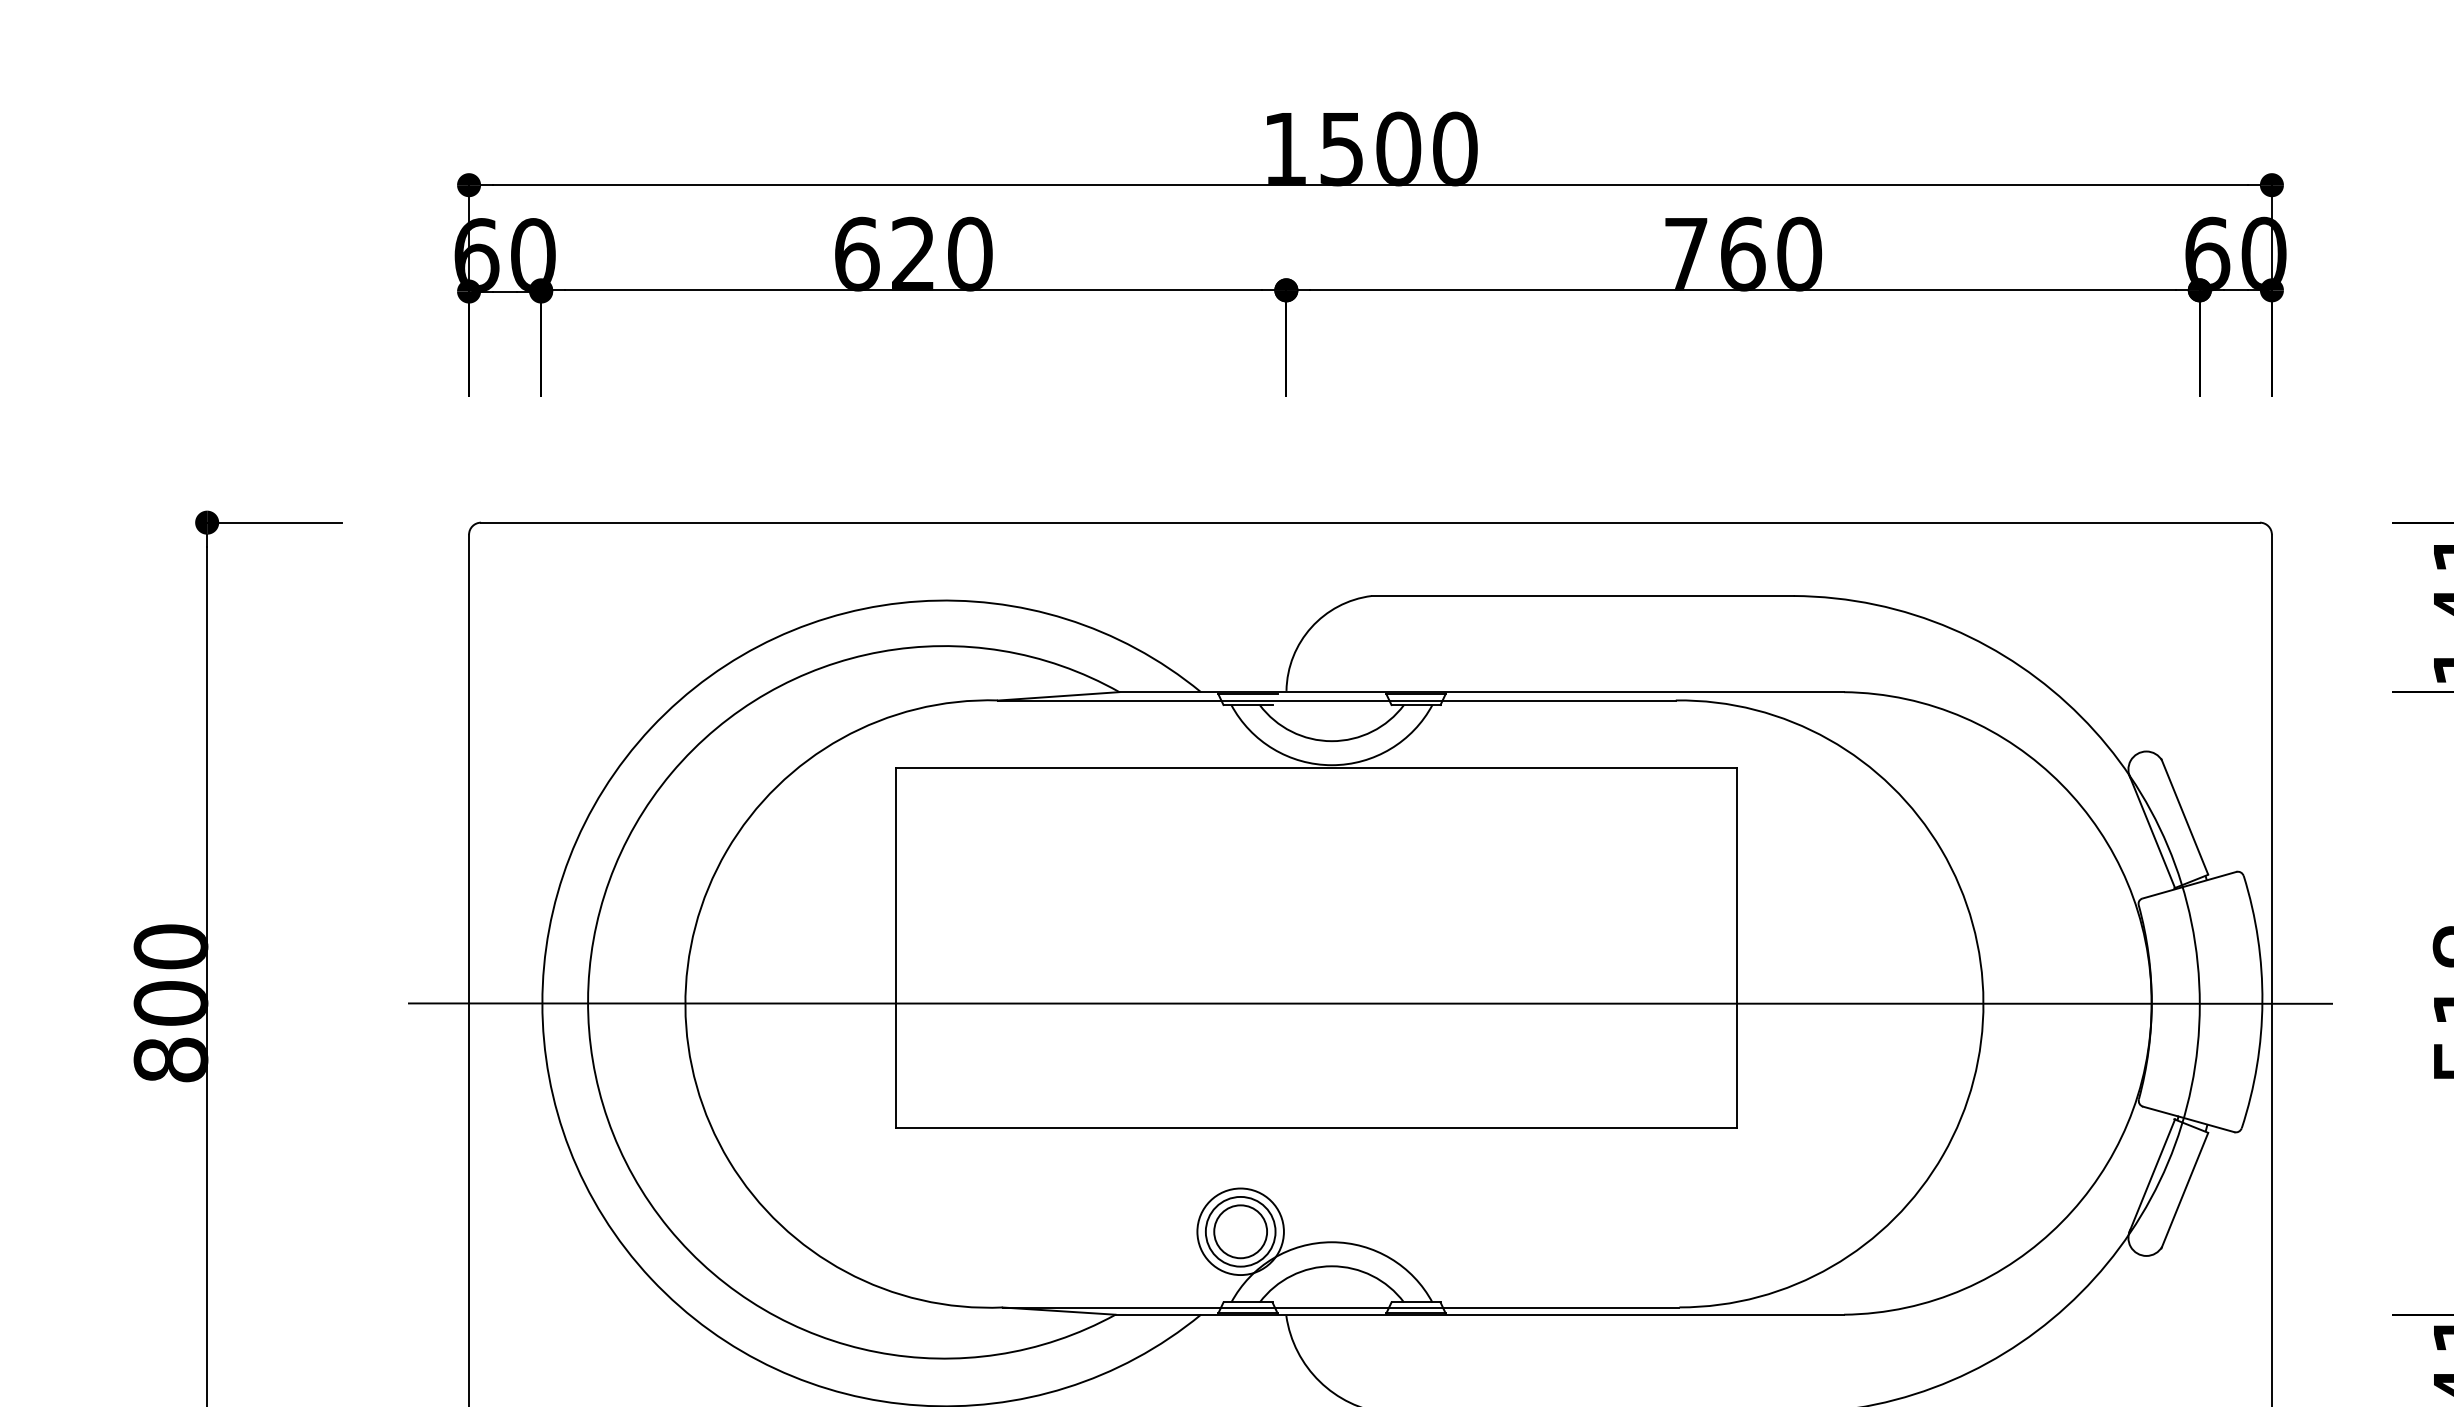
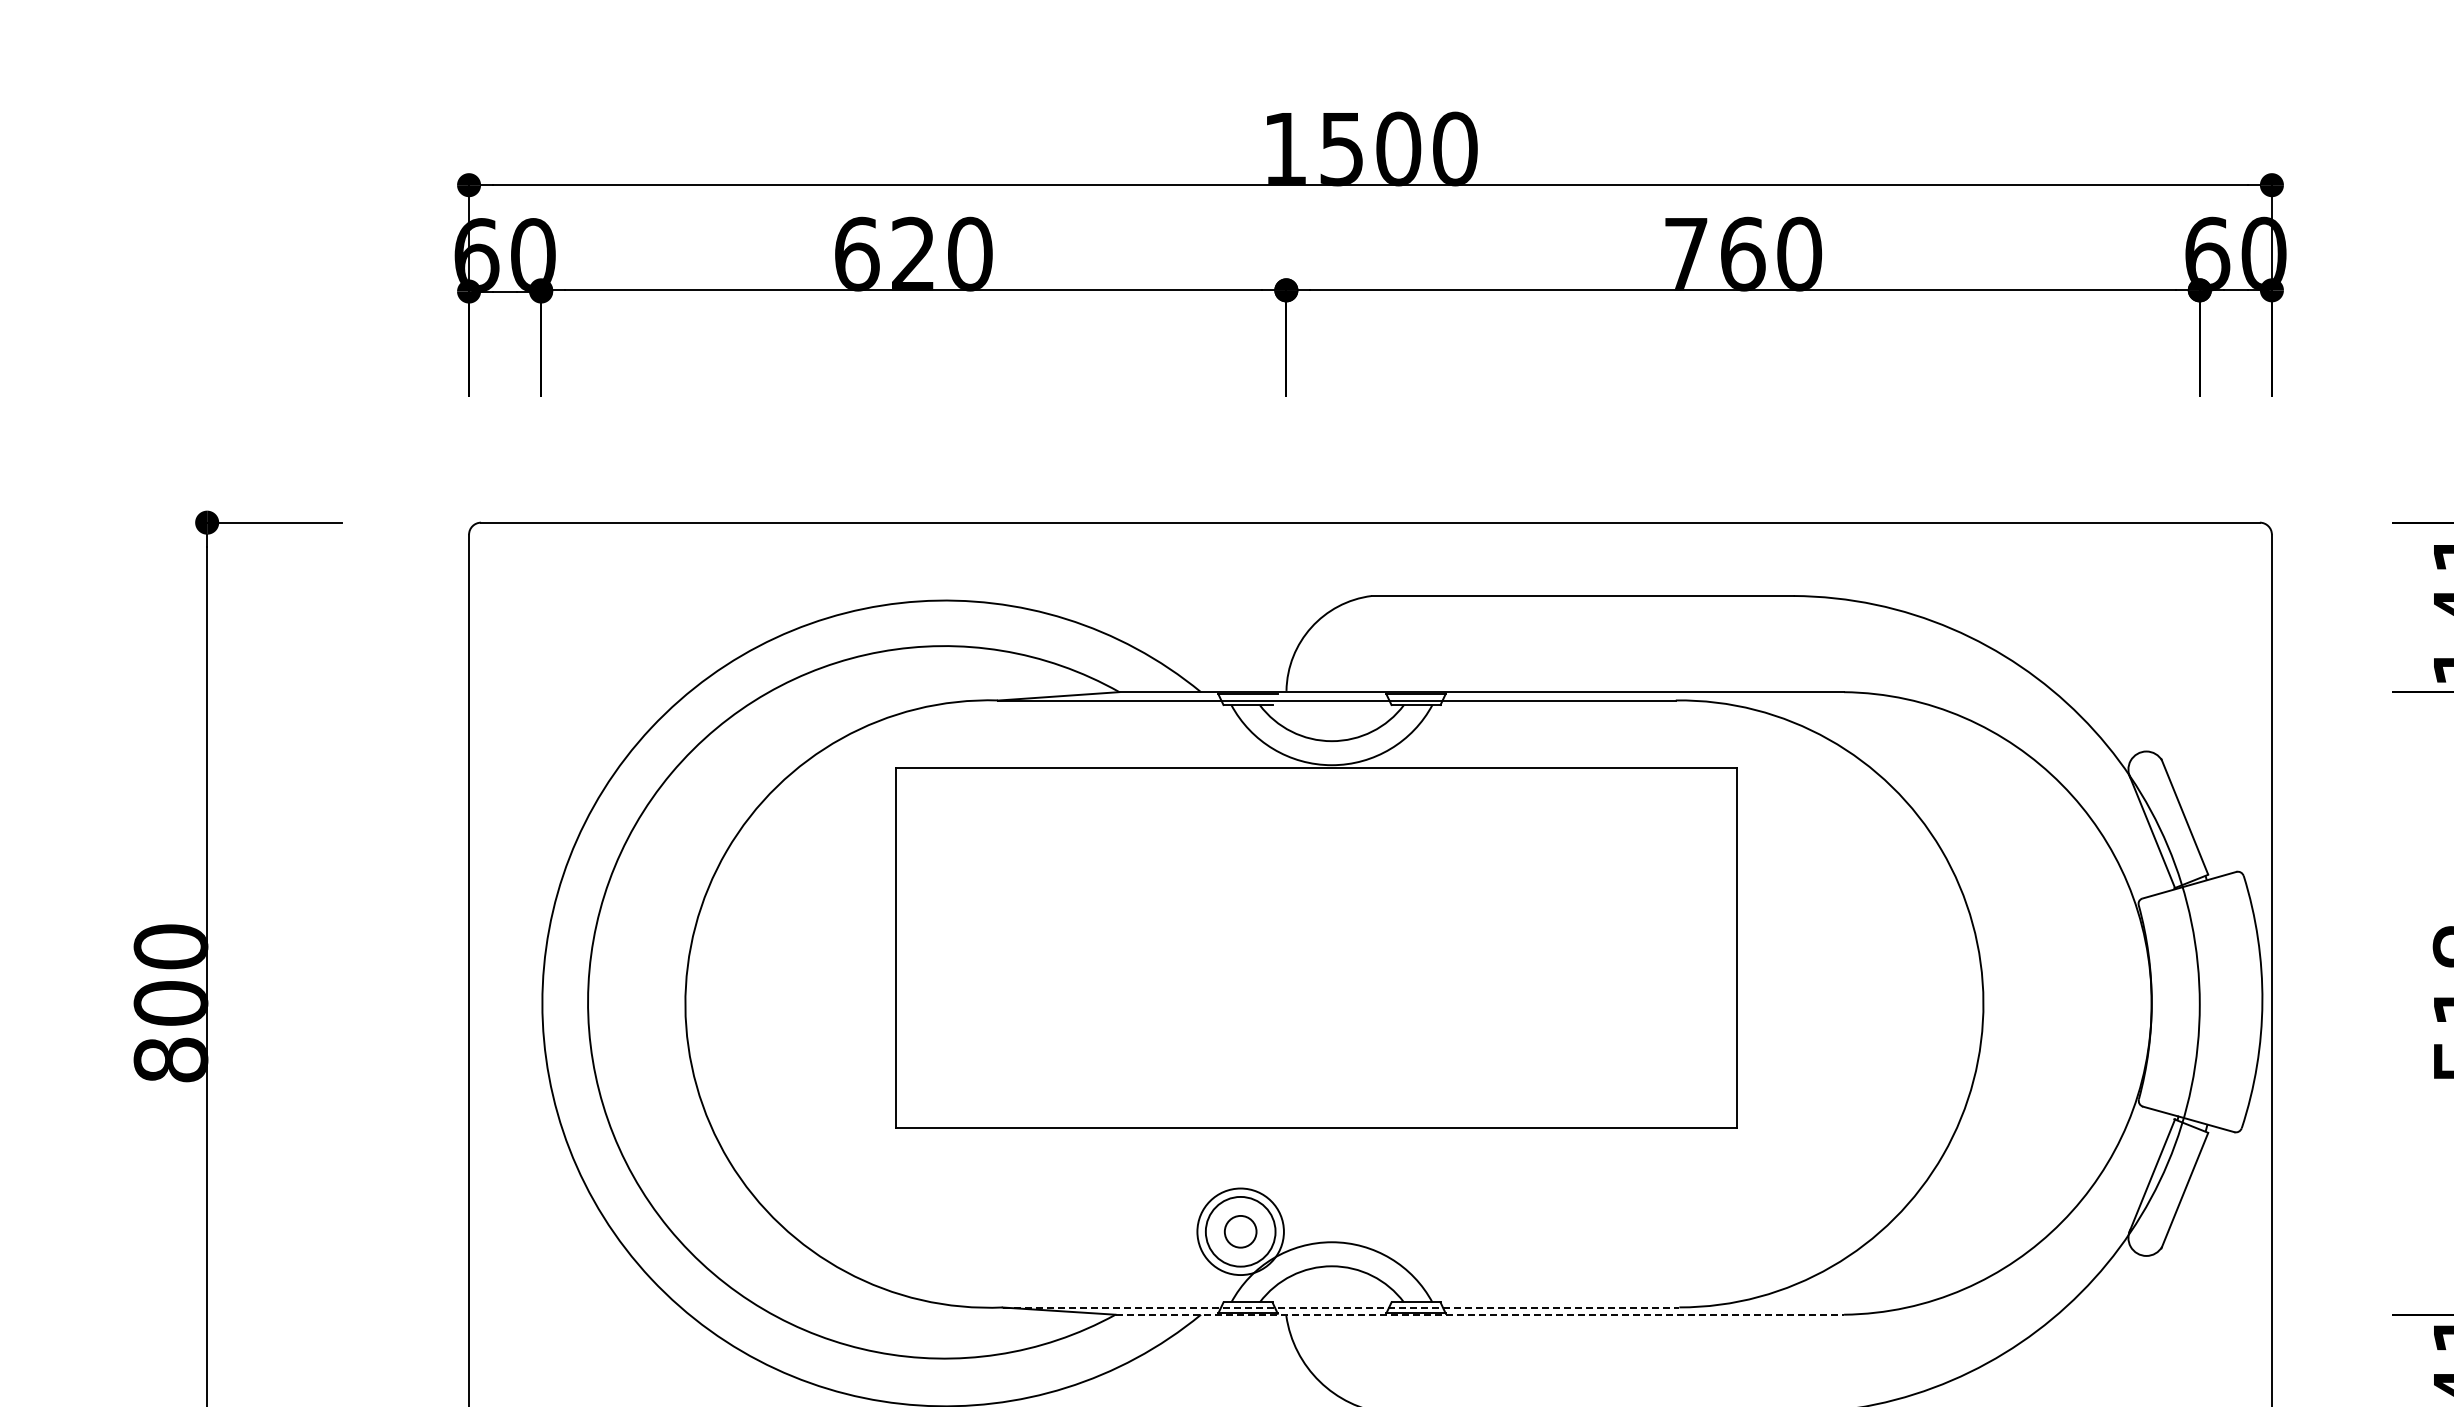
line: present -> none (1370, 1003)
circle diameter: 53 px -> 32 px (1240, 1231)
line: solid -> dashed (1341, 1307)
line: solid -> dashed (1480, 1314)
